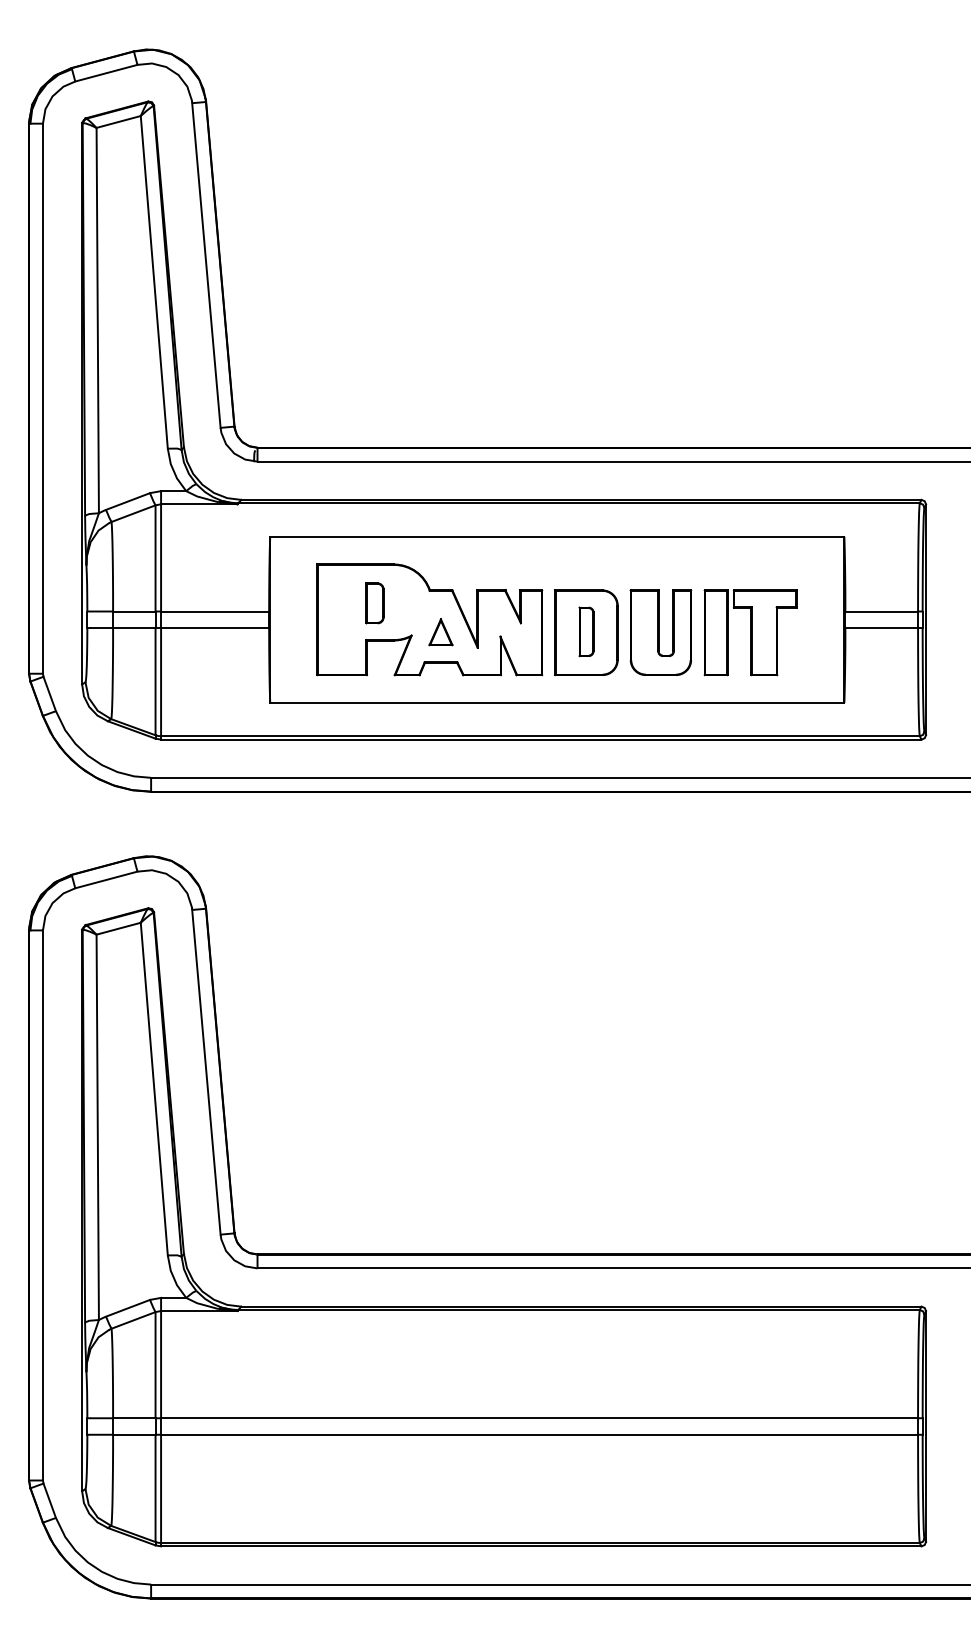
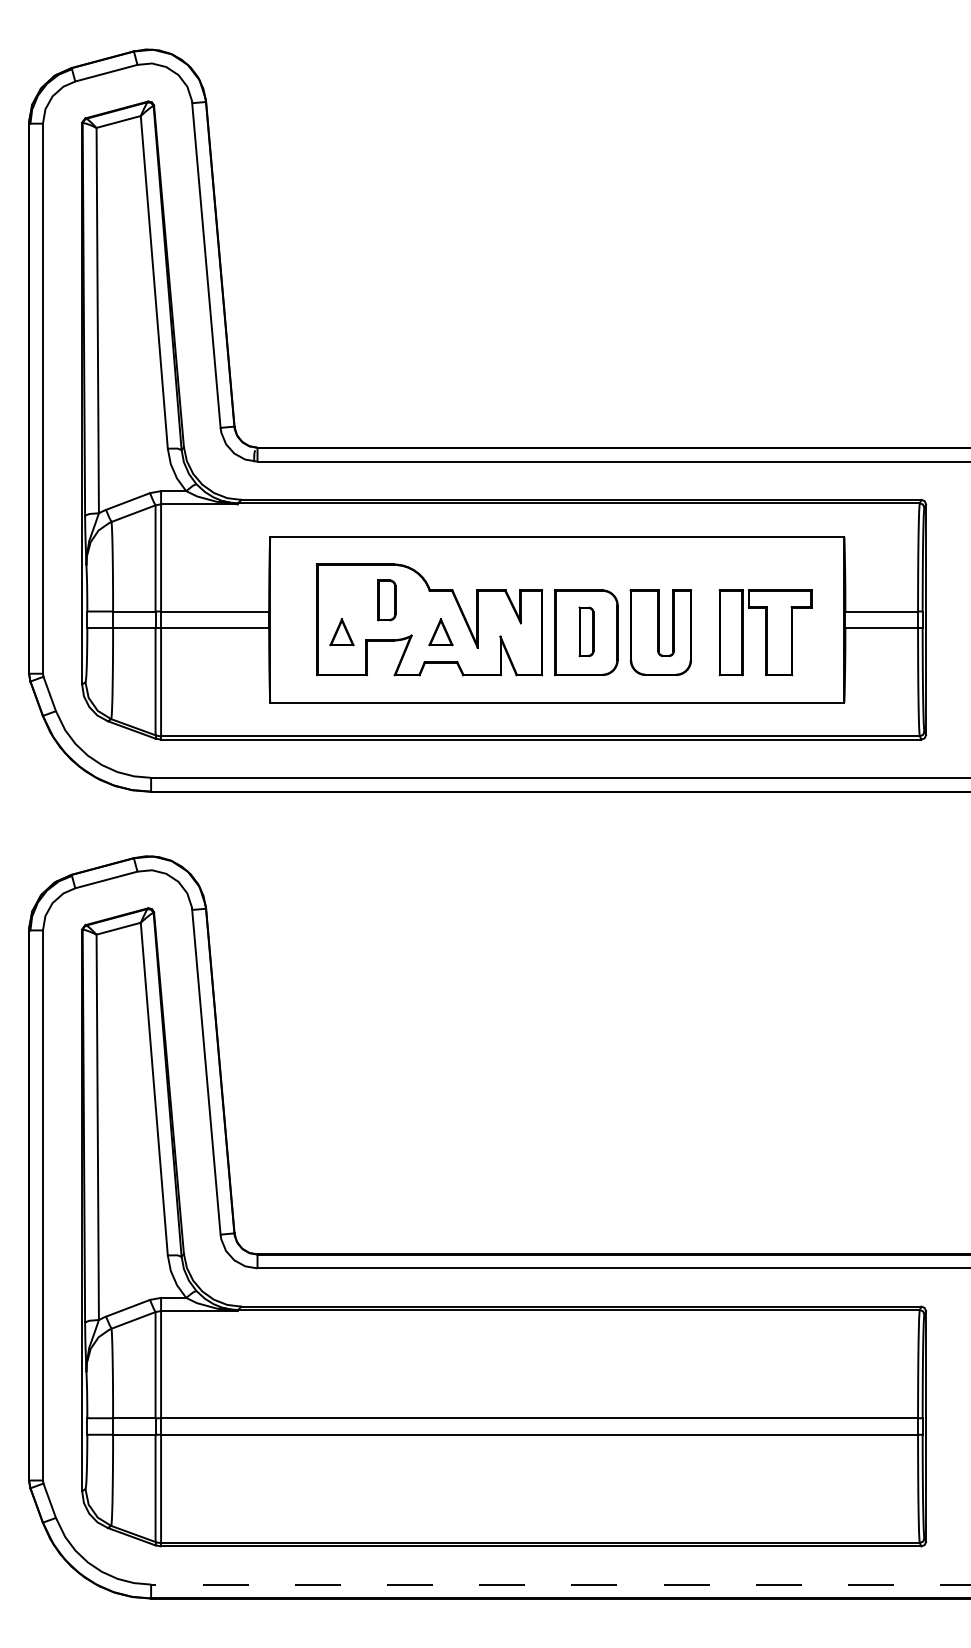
part position: (374, 603) -> (386, 600) (386, 600)
part: none -> present (341, 632)
part position: (750, 632) -> (765, 632) (765, 632)
line: solid -> dashed (560, 1584)
